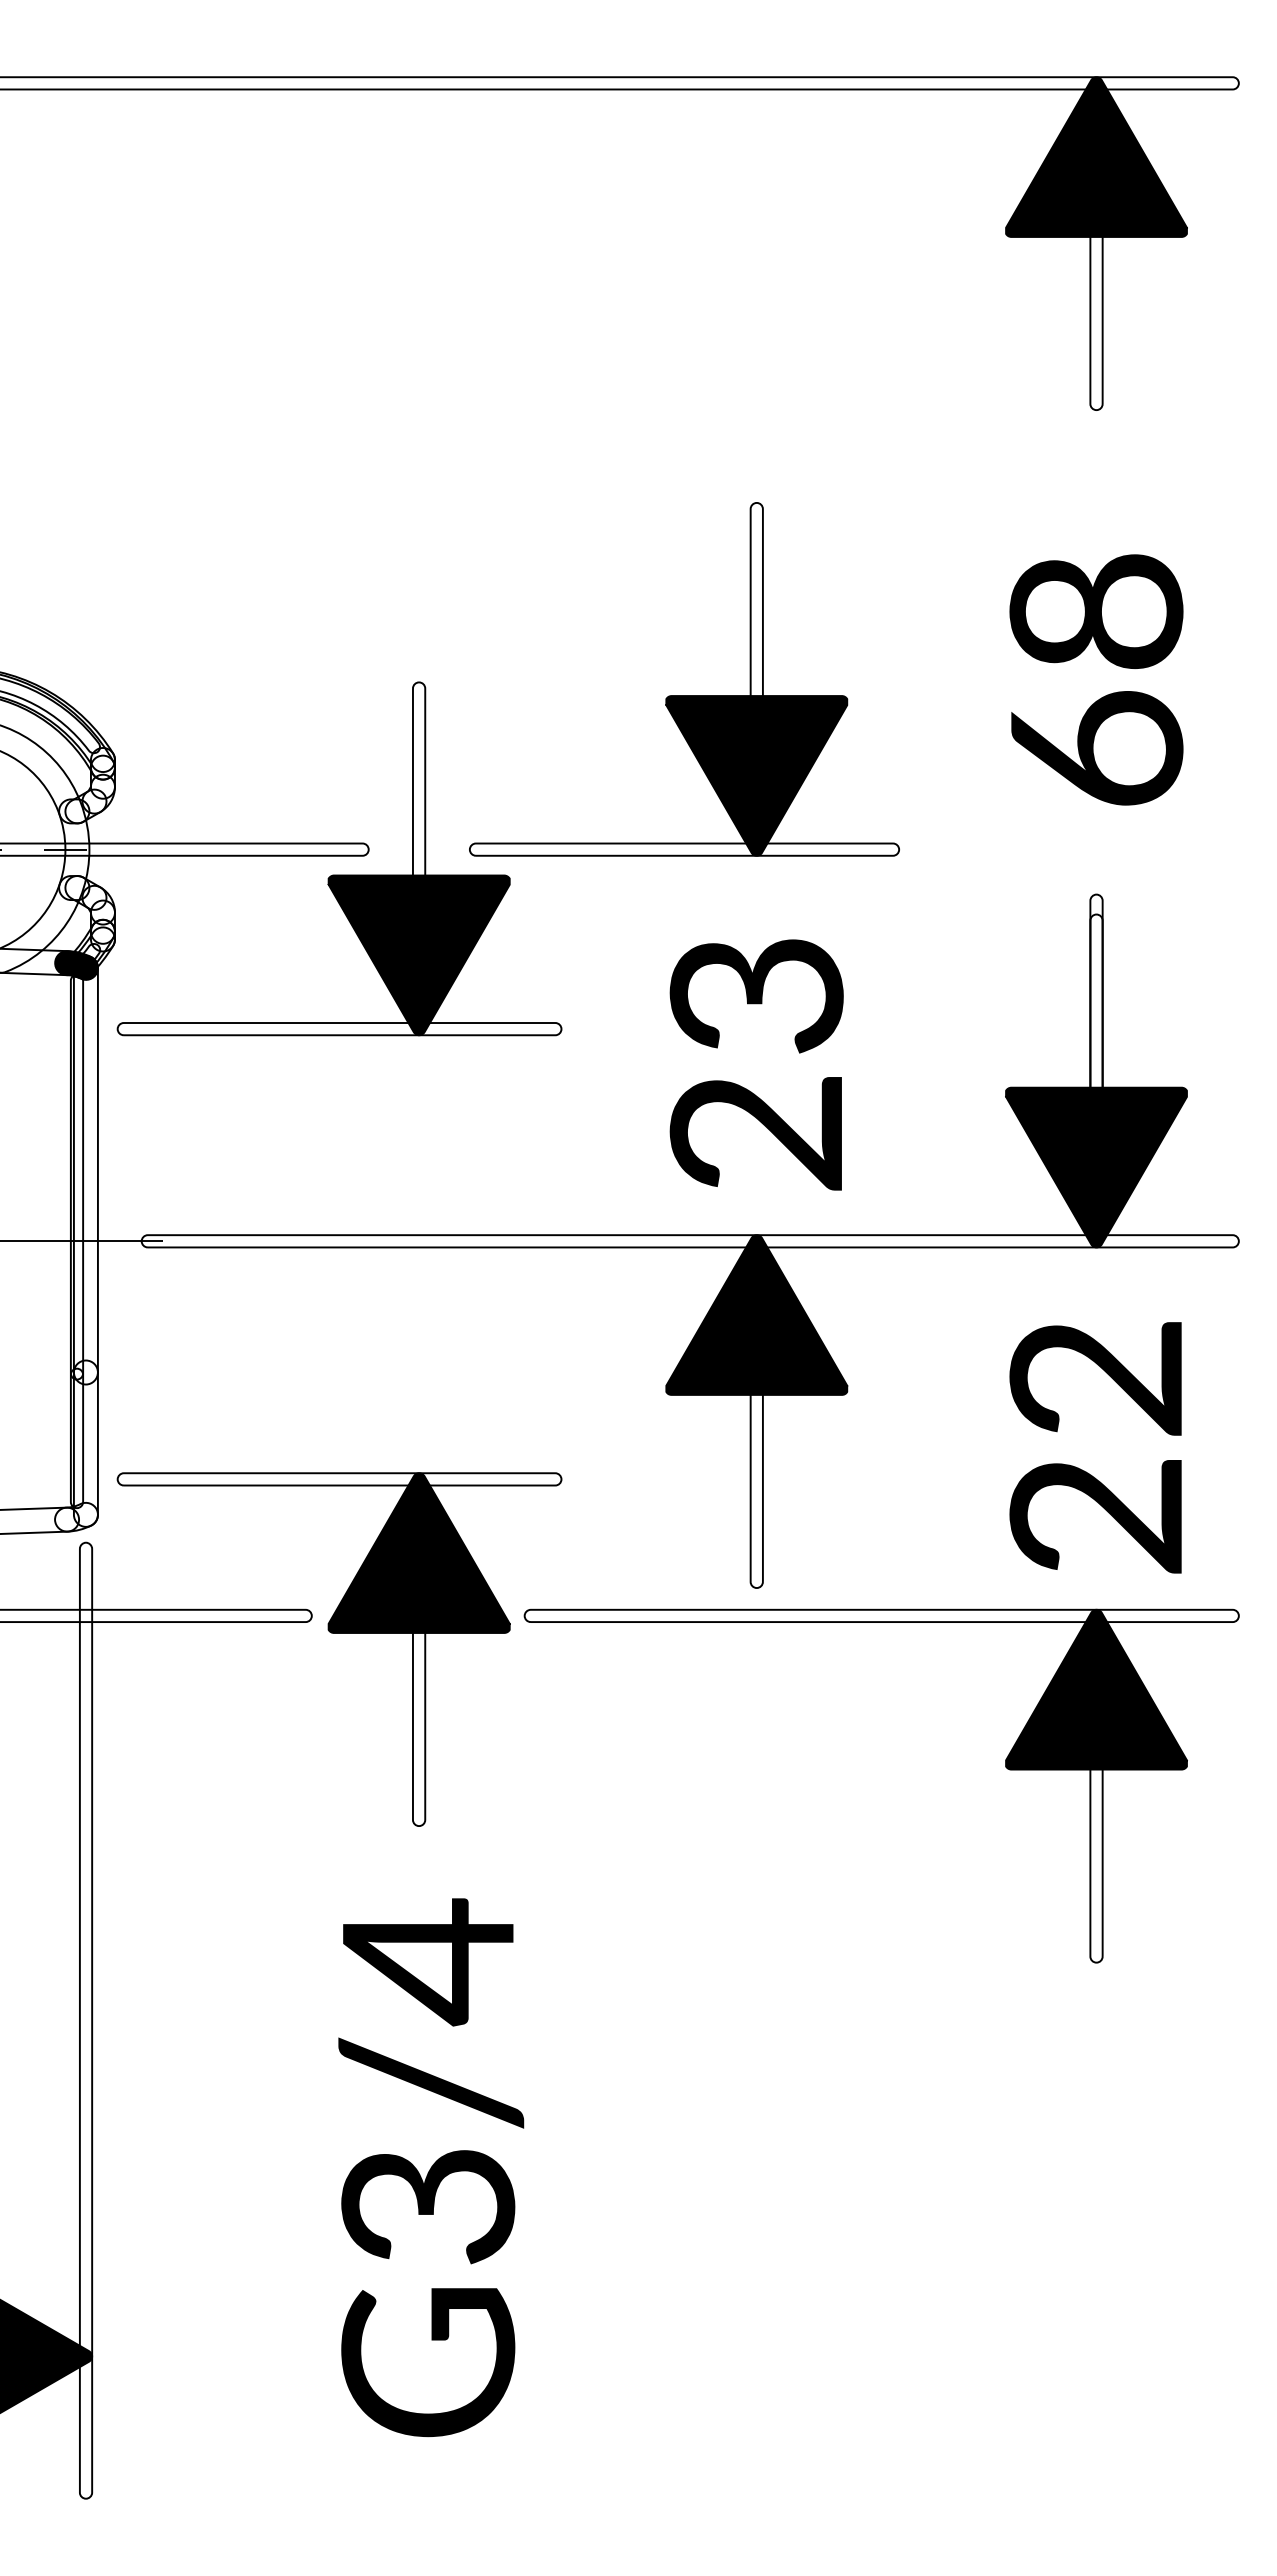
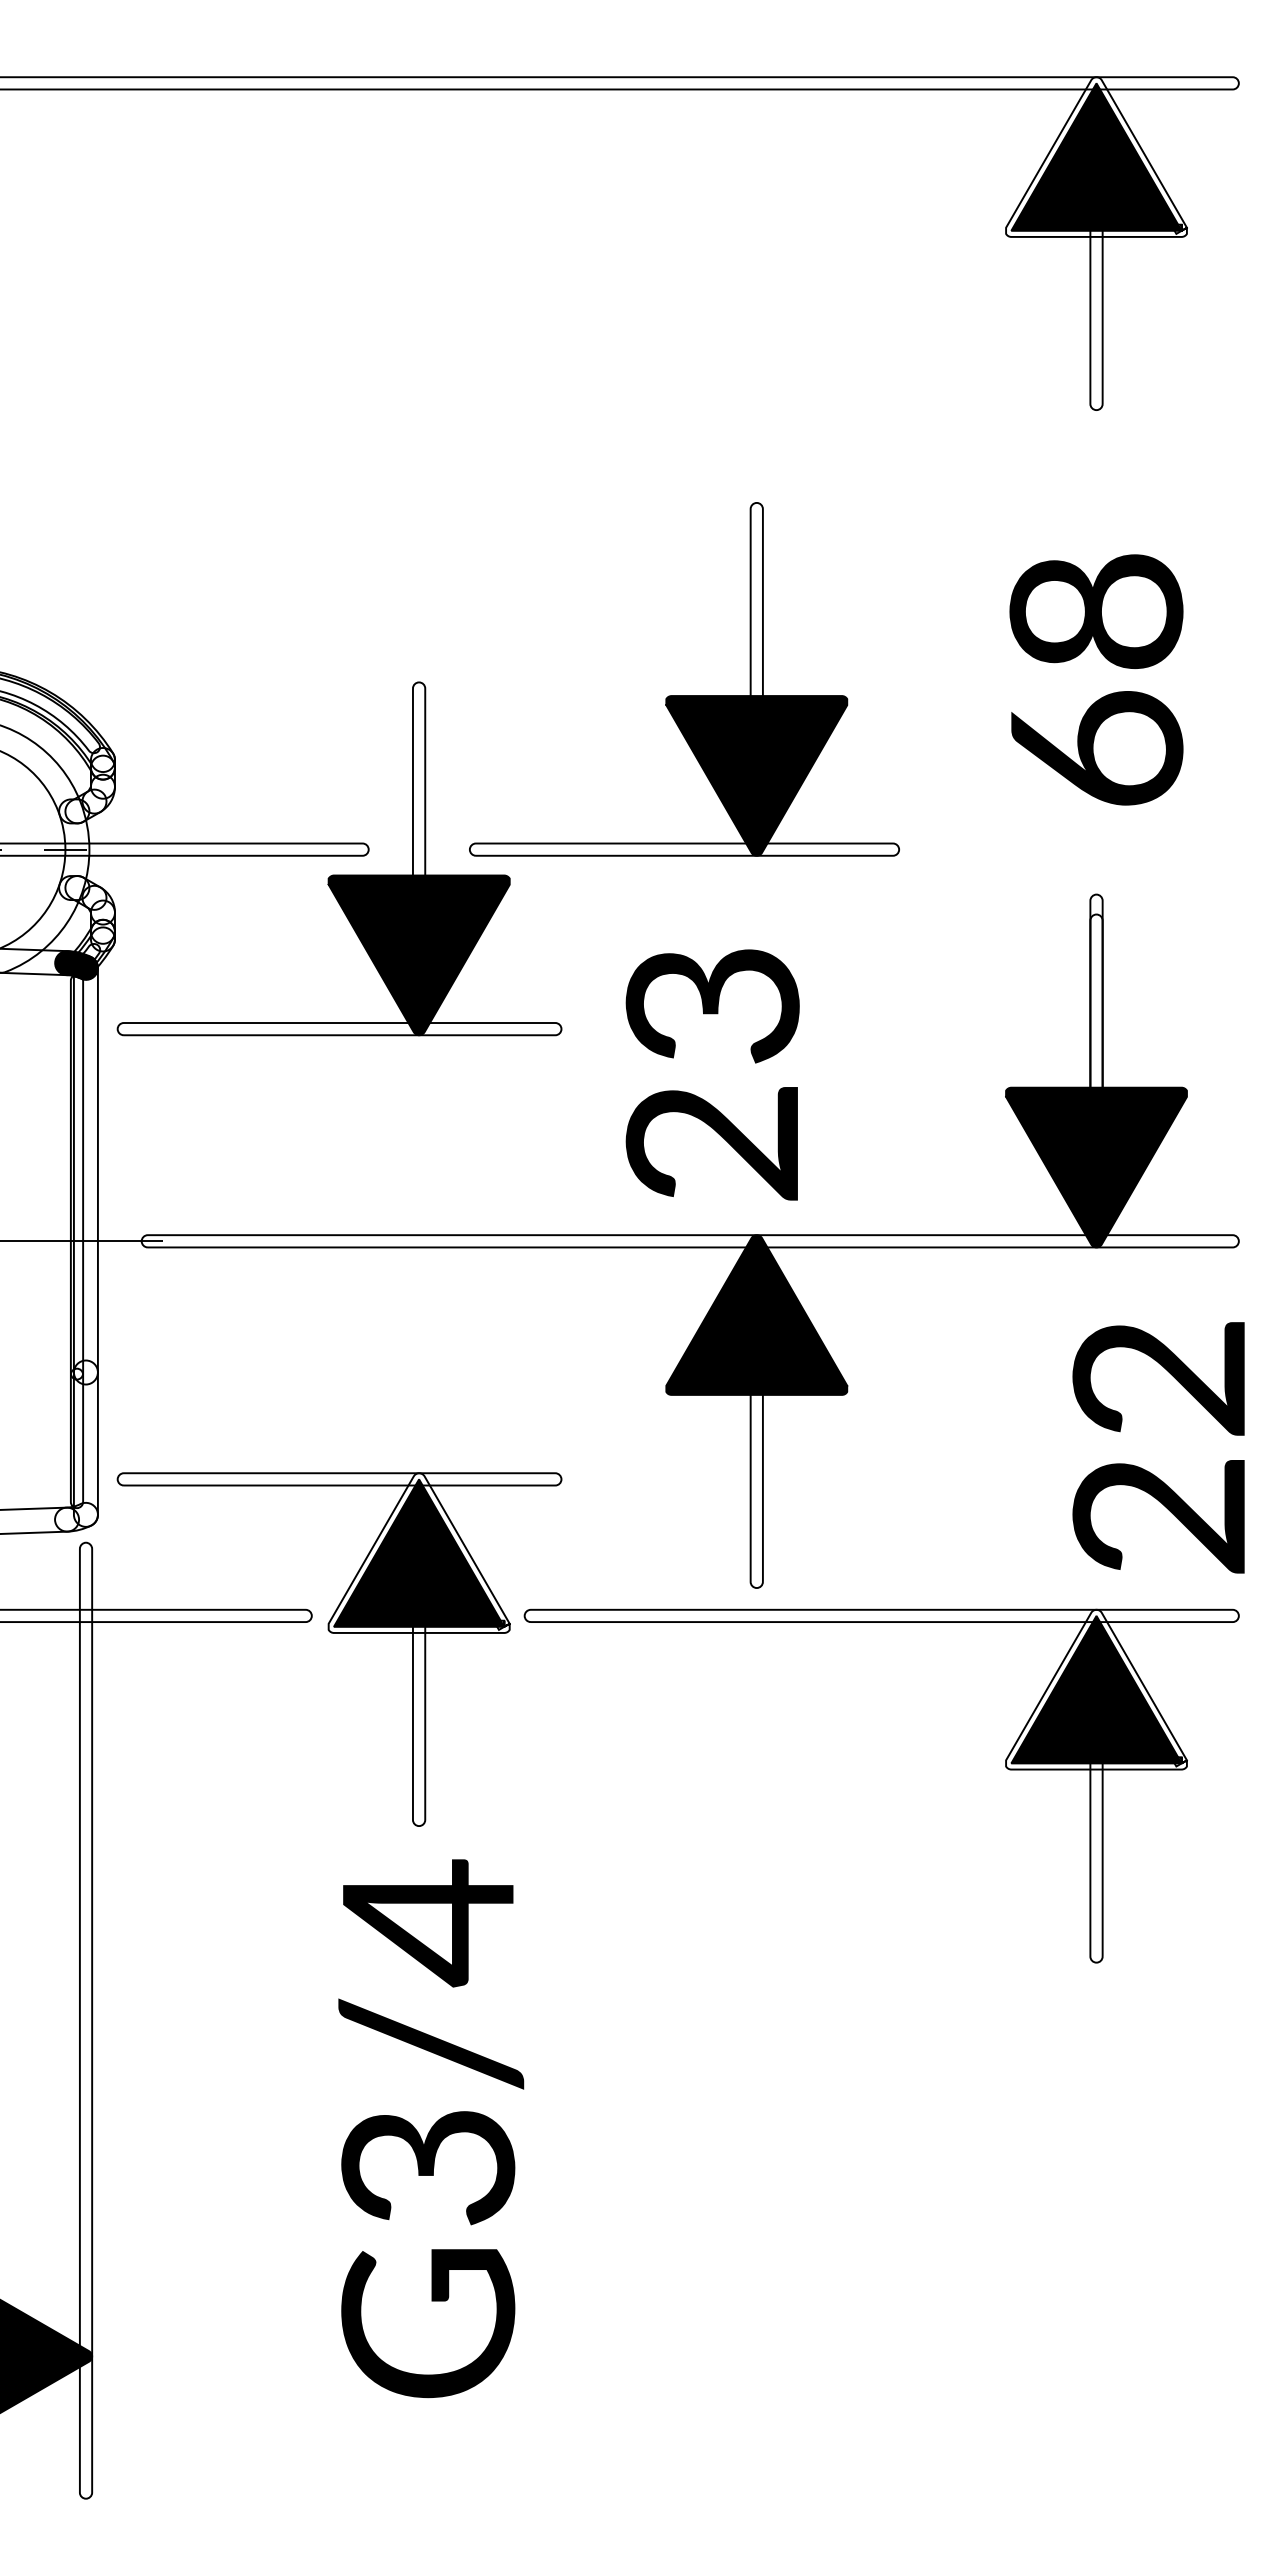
fill: present -> none (1096, 156)
text position: (756, 1064) -> (712, 1074) (712, 1074)
text position: (1095, 1447) -> (1158, 1447) (1158, 1447)
fill: present -> none (418, 1552)
fill: present -> none (1096, 1689)
text position: (431, 2167) -> (431, 2128) (431, 2128)
